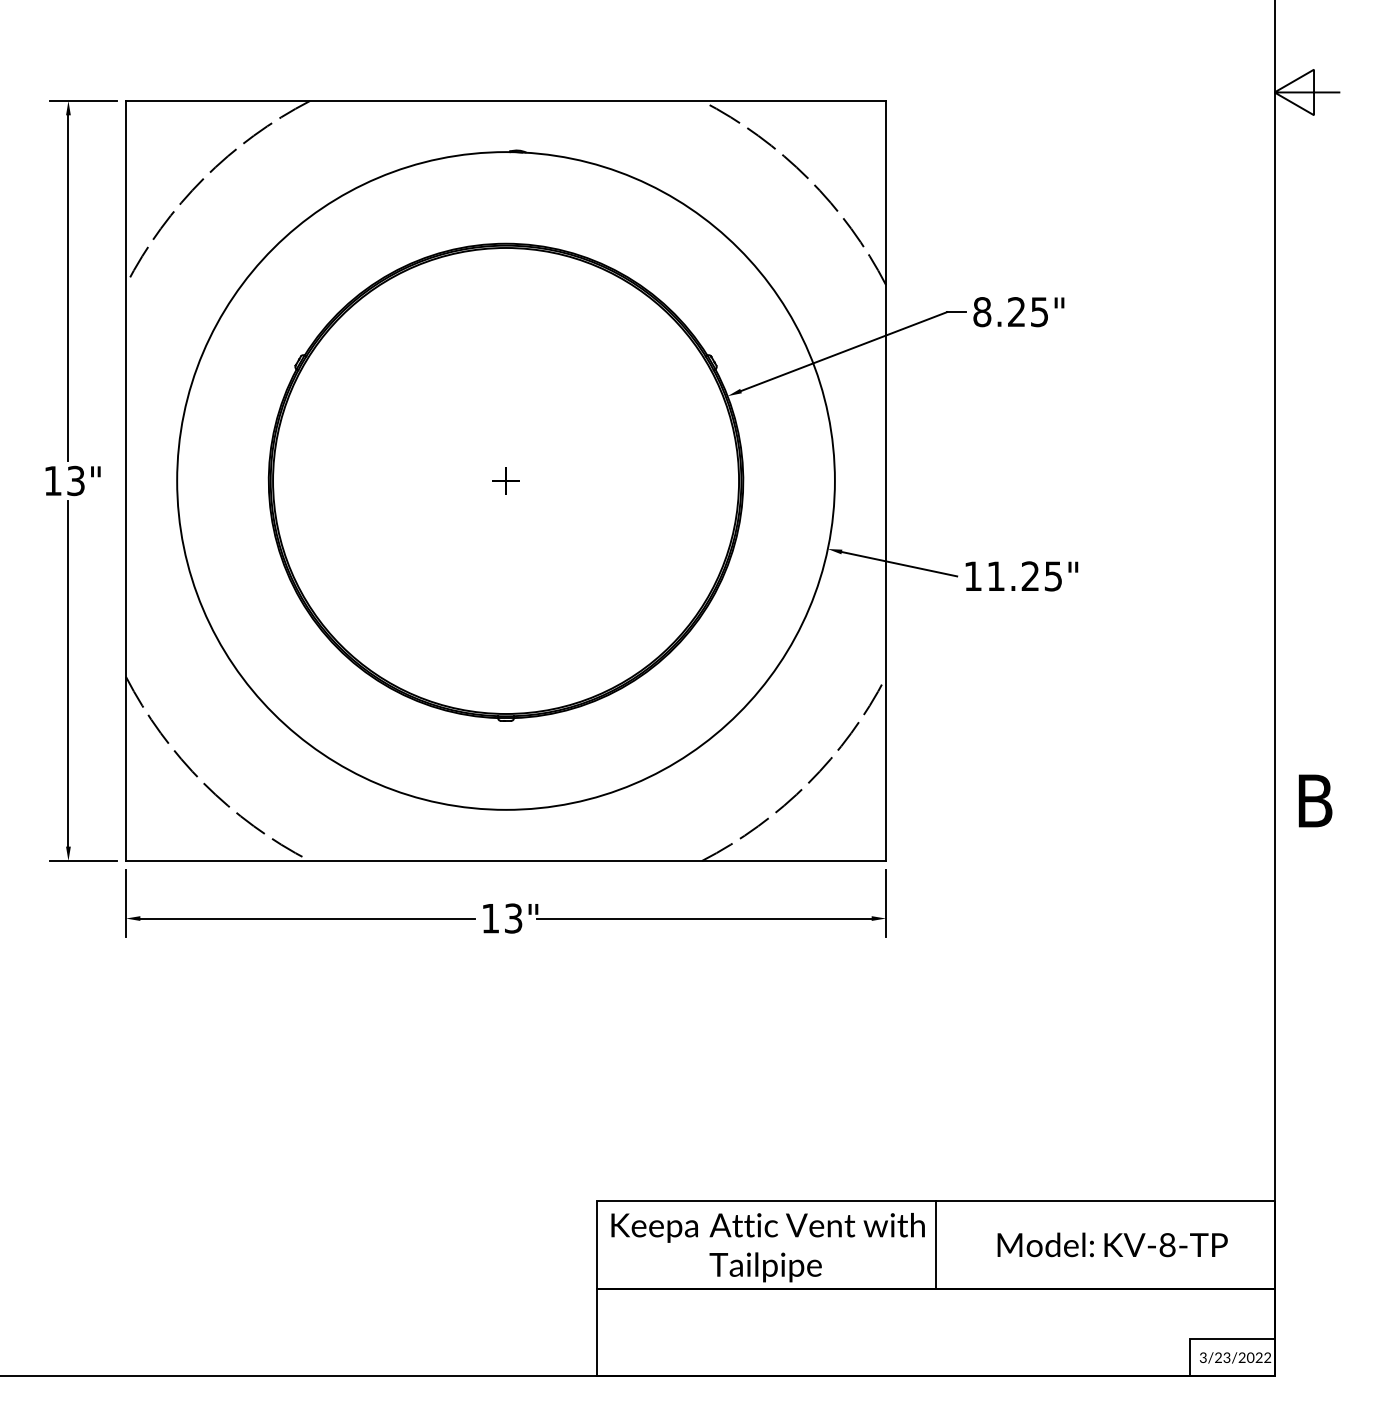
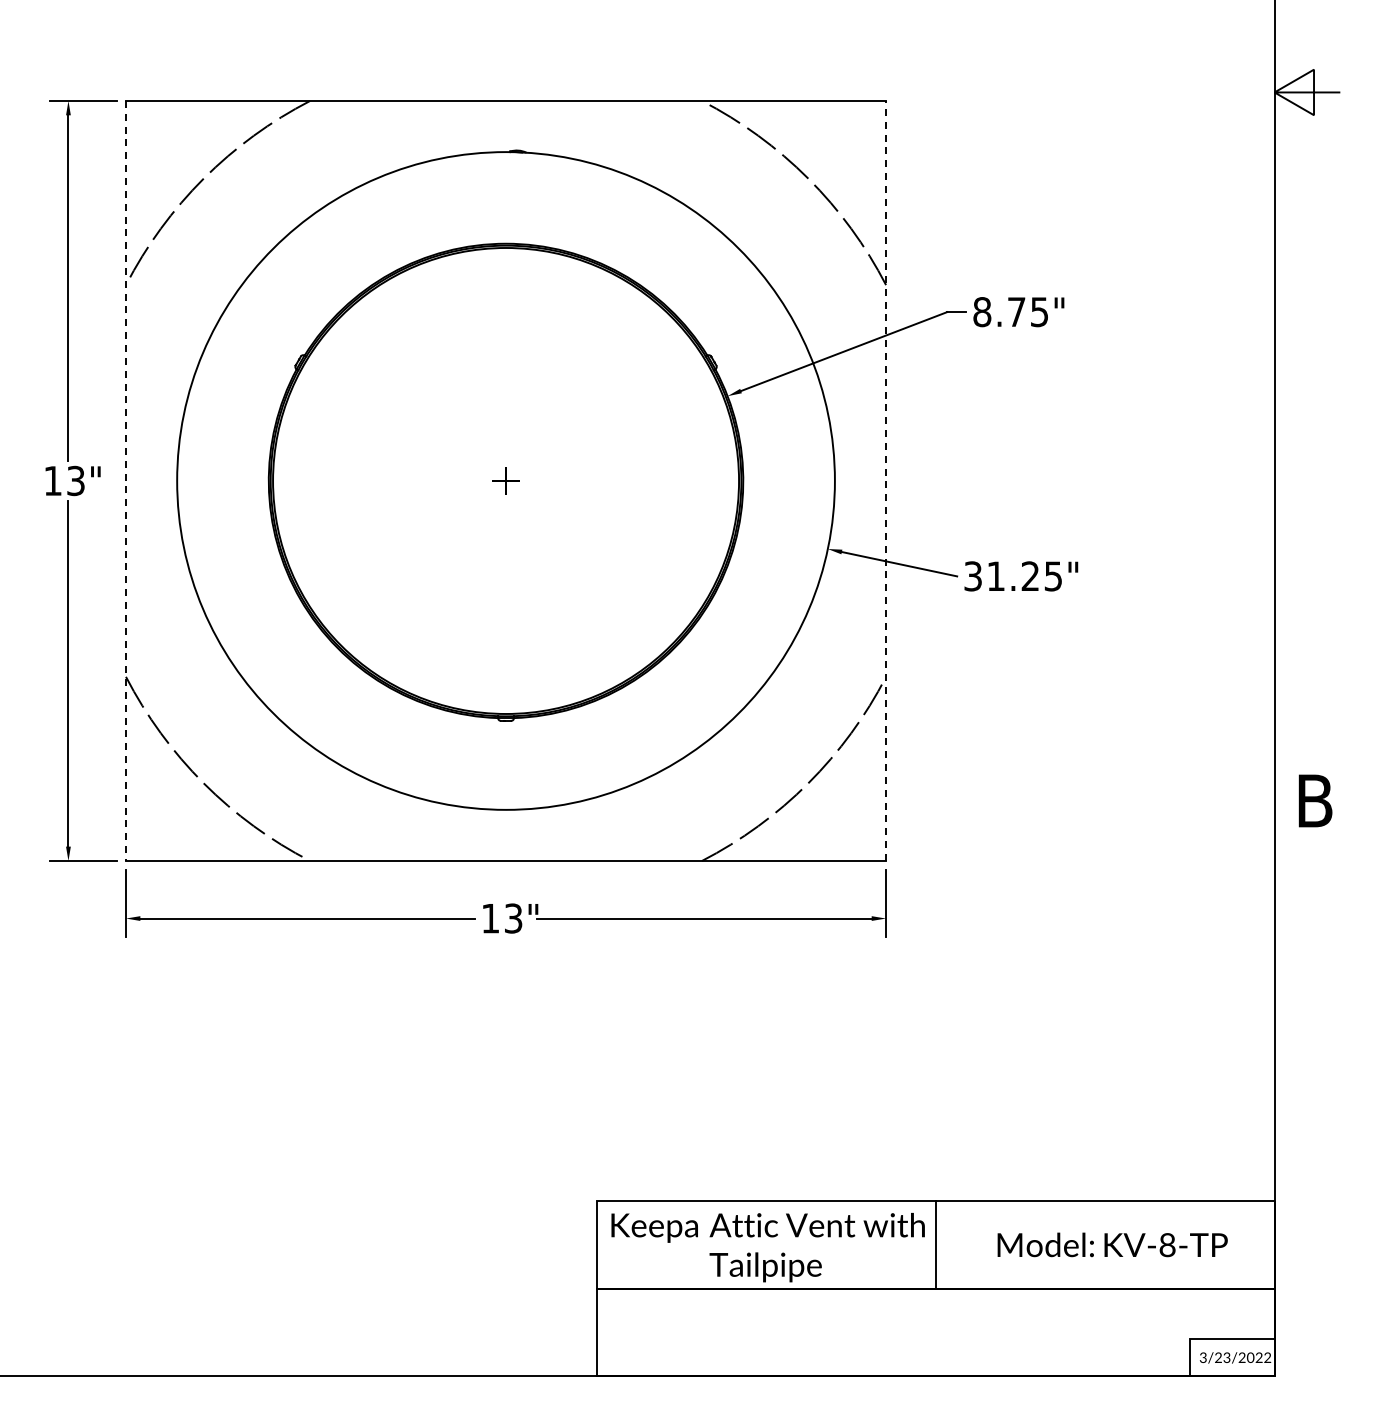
text: 8.25" -> 8.75" (1016, 311)
line: solid -> dashed (886, 480)
line: solid -> dashed (126, 481)
text: 11.25" -> 31.25" (972, 576)
